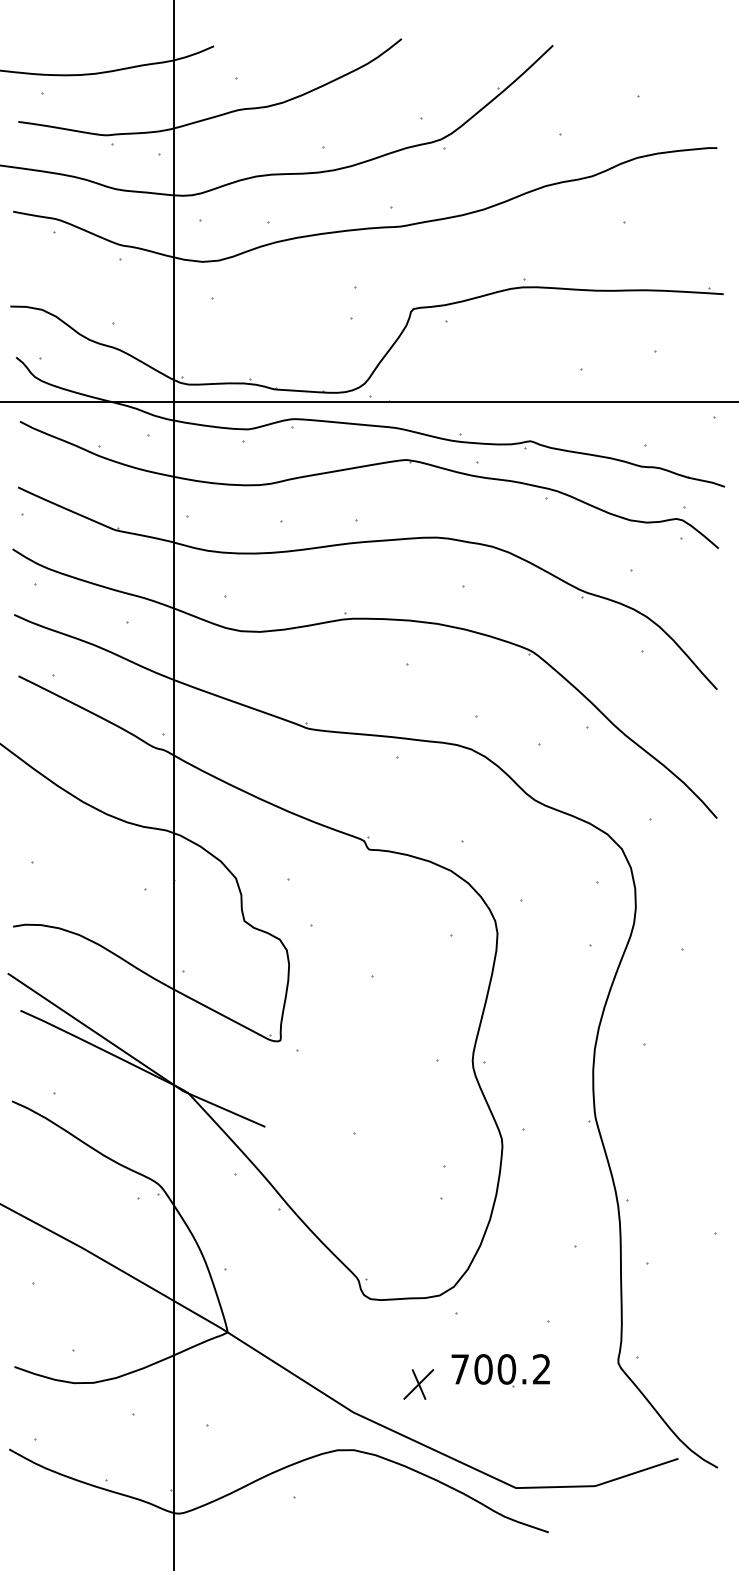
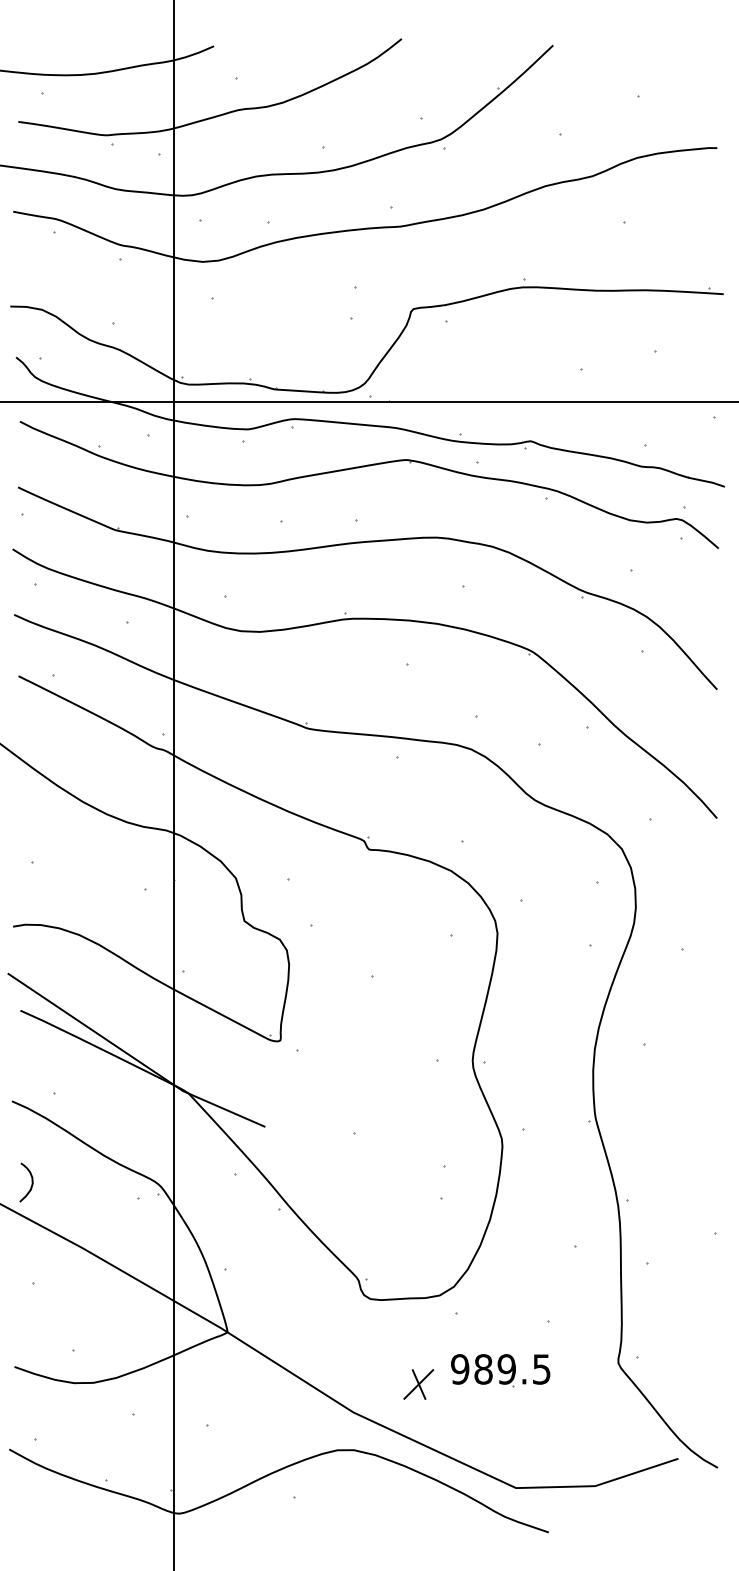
curve: none -> present (31, 1182)
text: 700.2 -> 989.5 (500, 1369)
